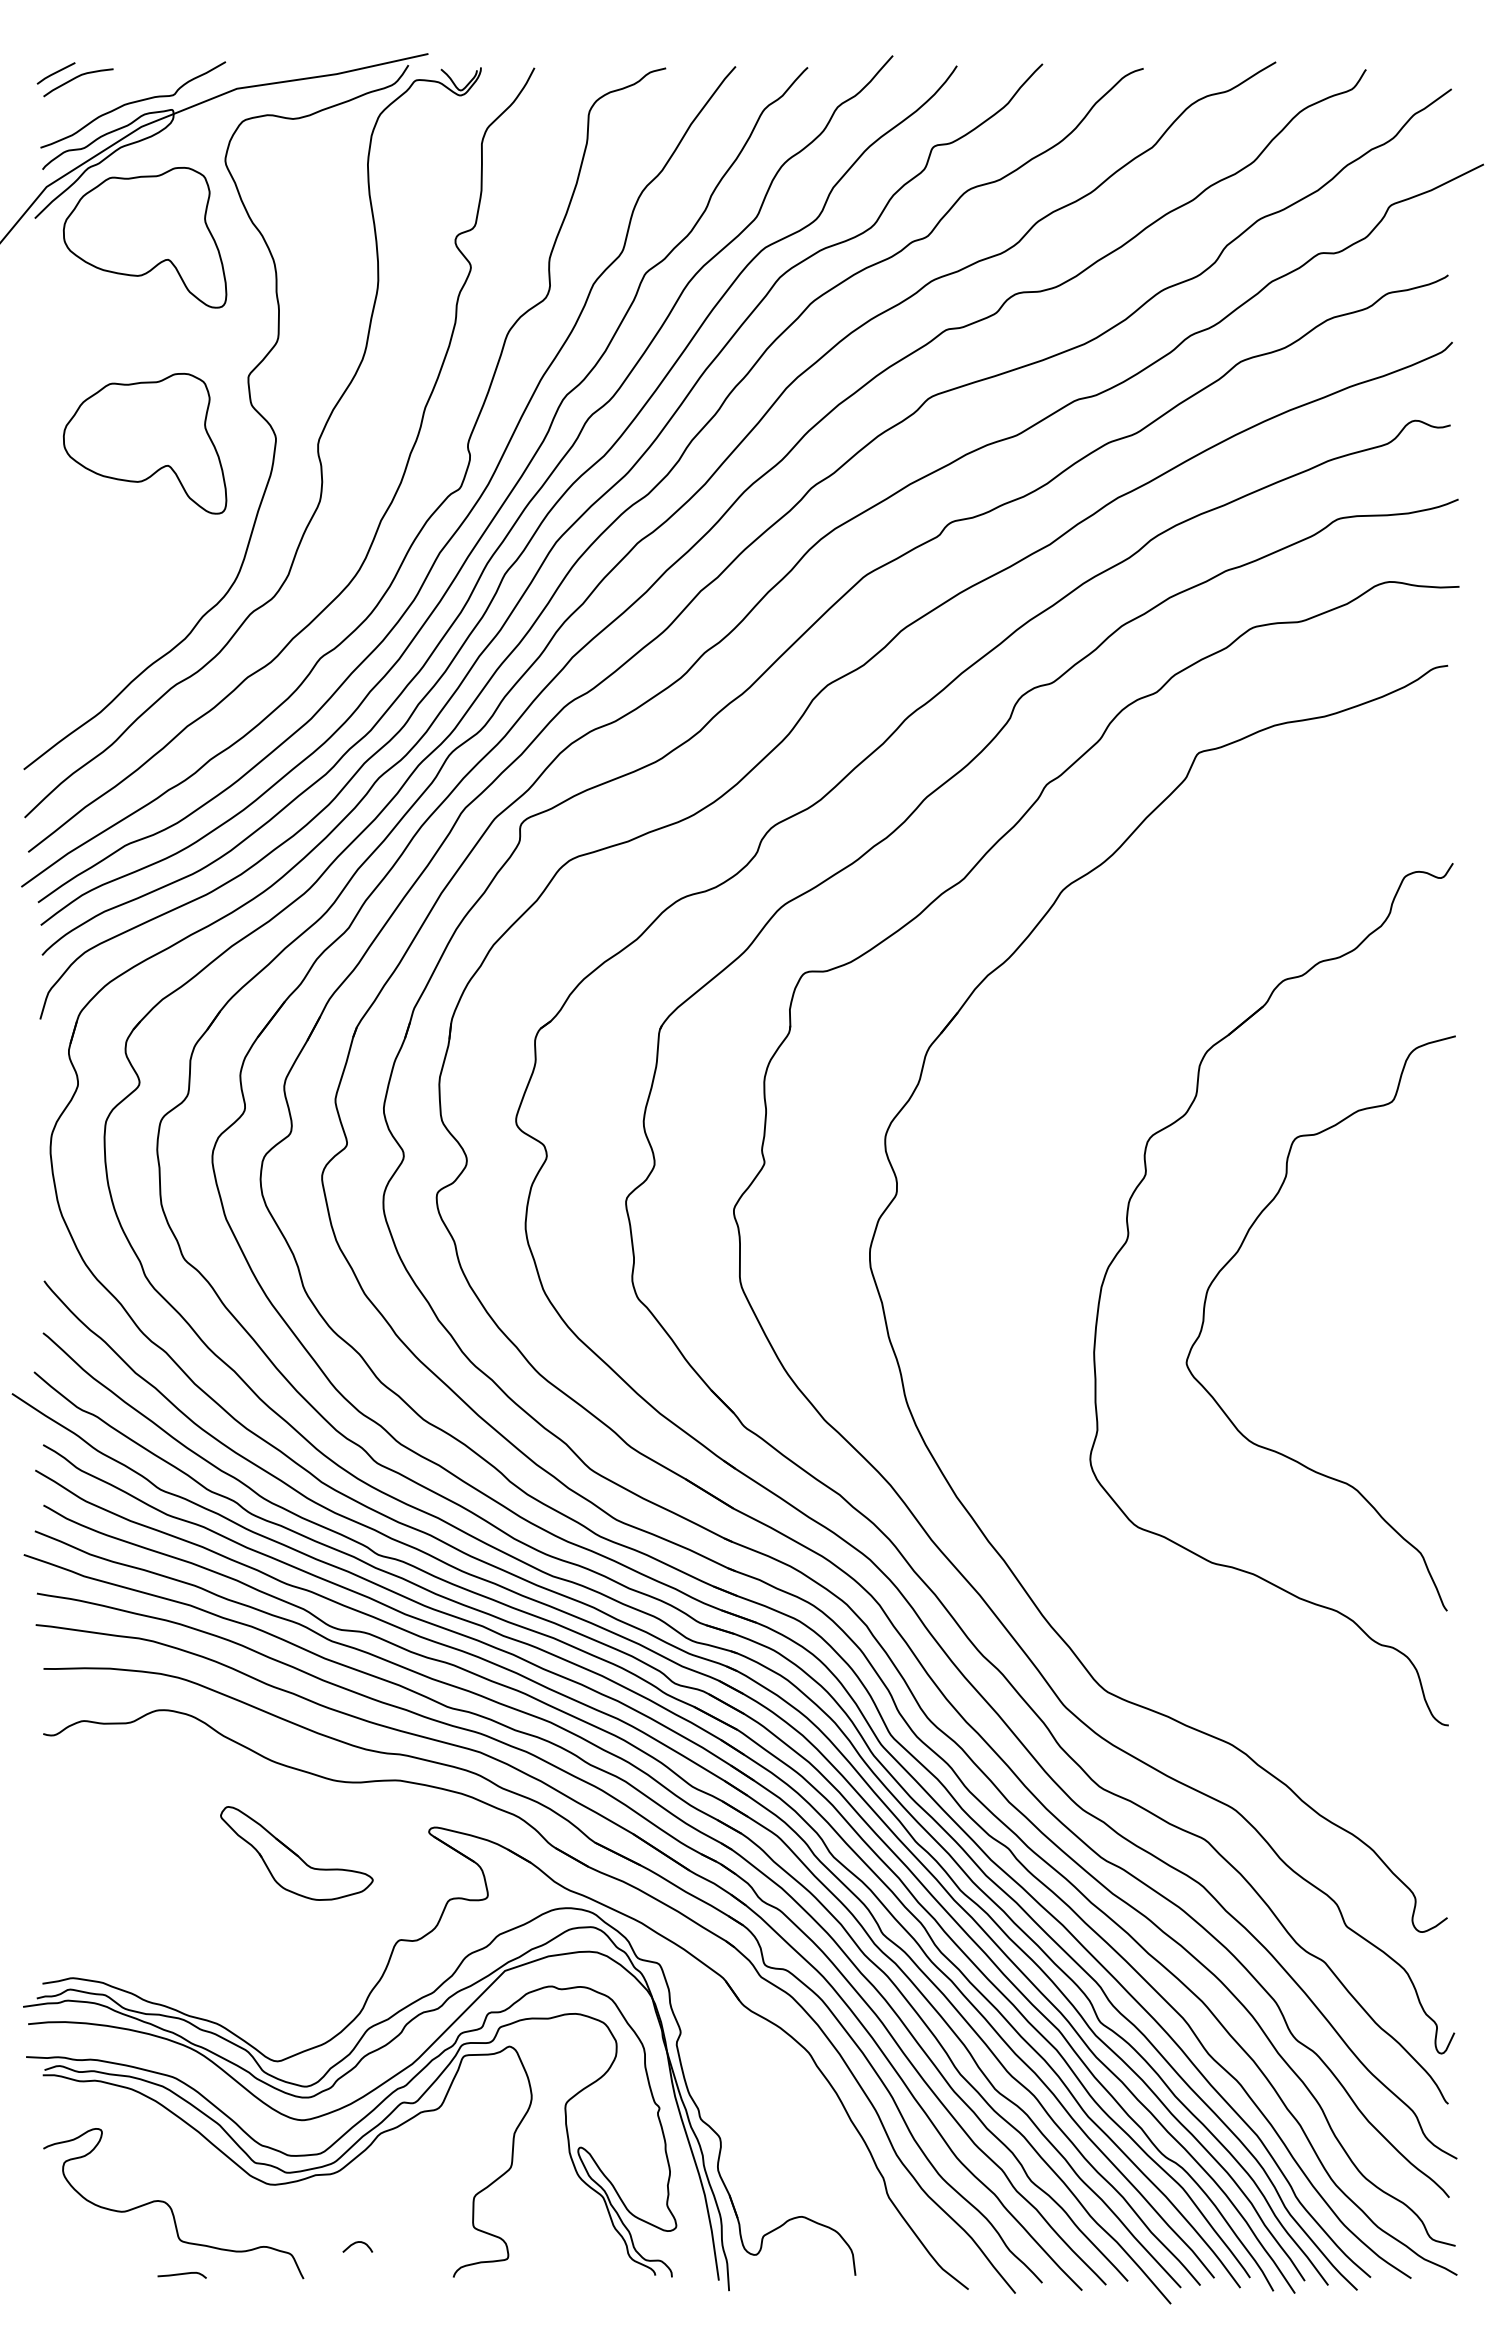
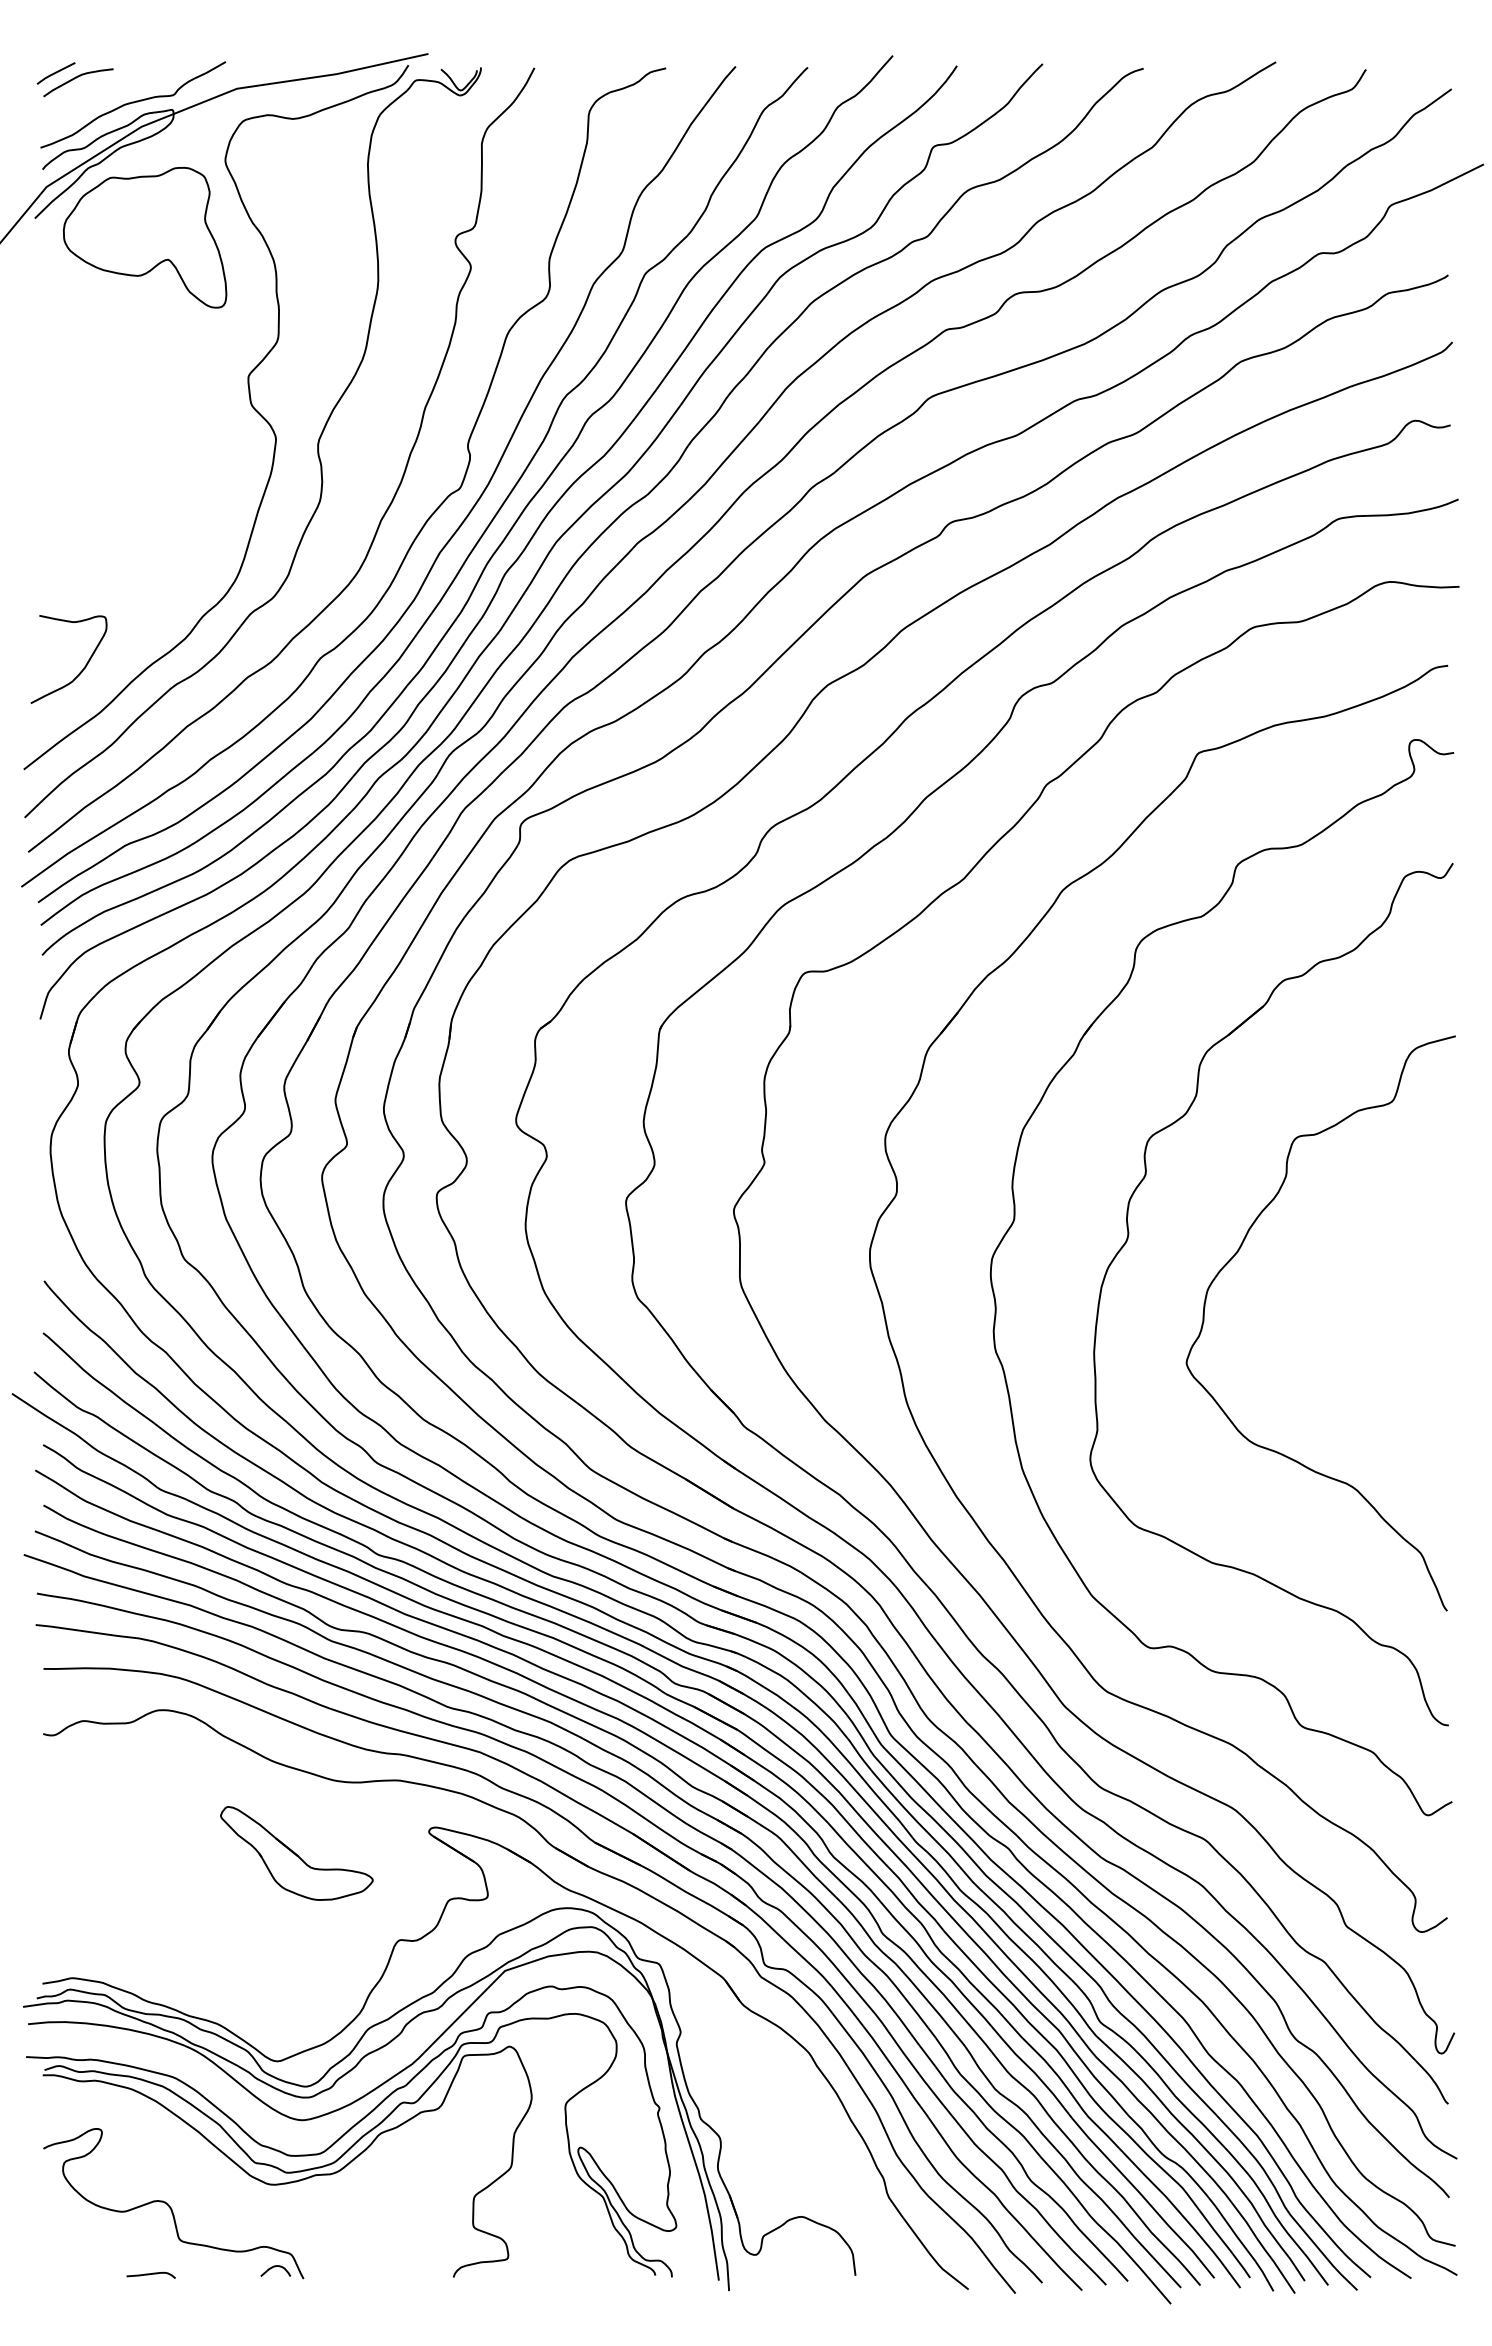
part: present -> none (145, 443)
curve: none -> present (80, 671)
part: none -> present (1015, 1219)
curve position: (357, 2243) -> (275, 2267) (275, 2267)
curve position: (181, 2274) -> (150, 2274) (150, 2274)
